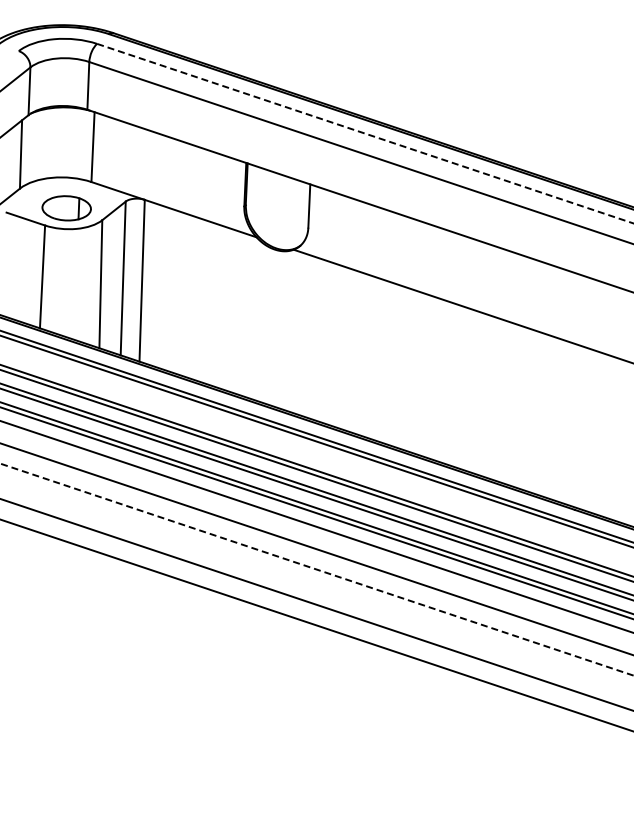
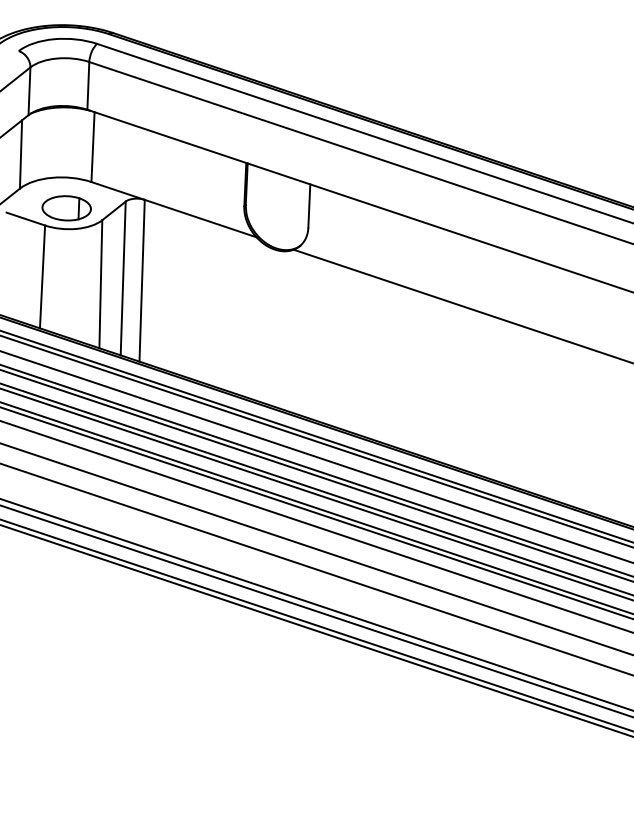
line: dashed -> solid (365, 133)
line: none -> present (316, 456)
line: dashed -> solid (317, 569)
line: none -> present (316, 611)
line: none -> present (316, 630)
